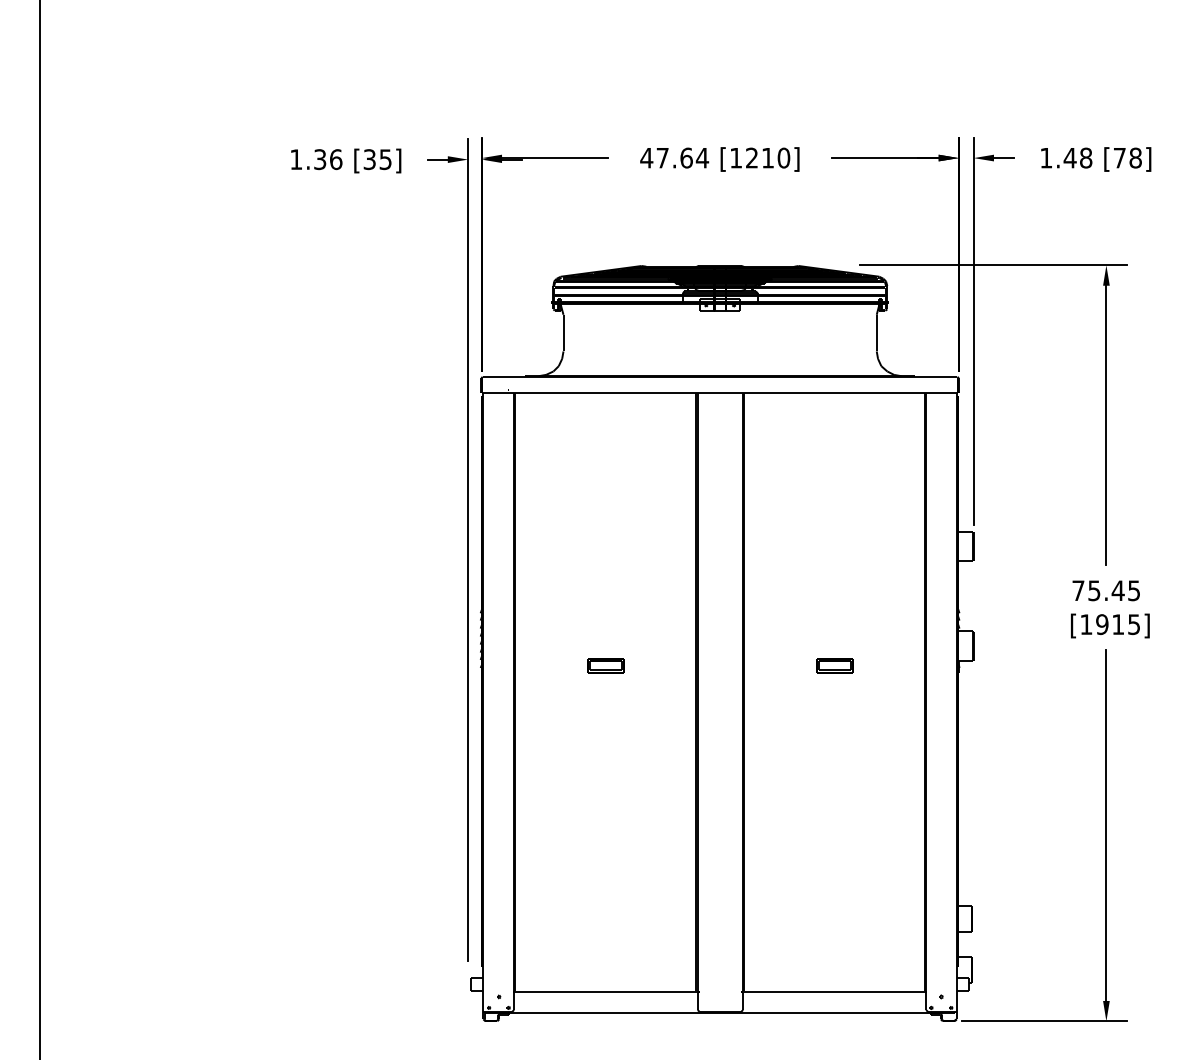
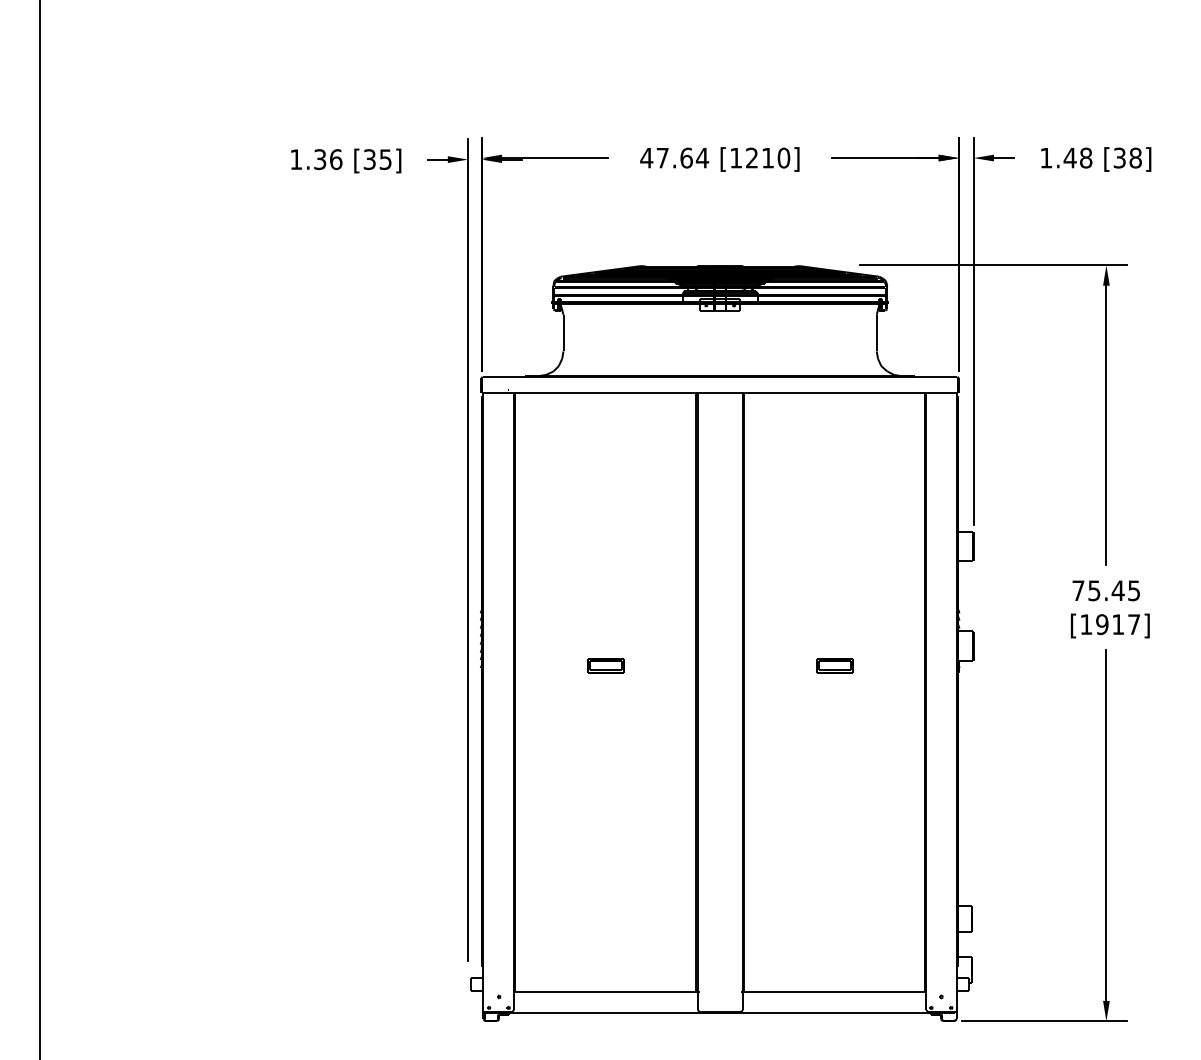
text: [78] -> [38] (1119, 157)
text: [1915] -> [1917] (1133, 624)
